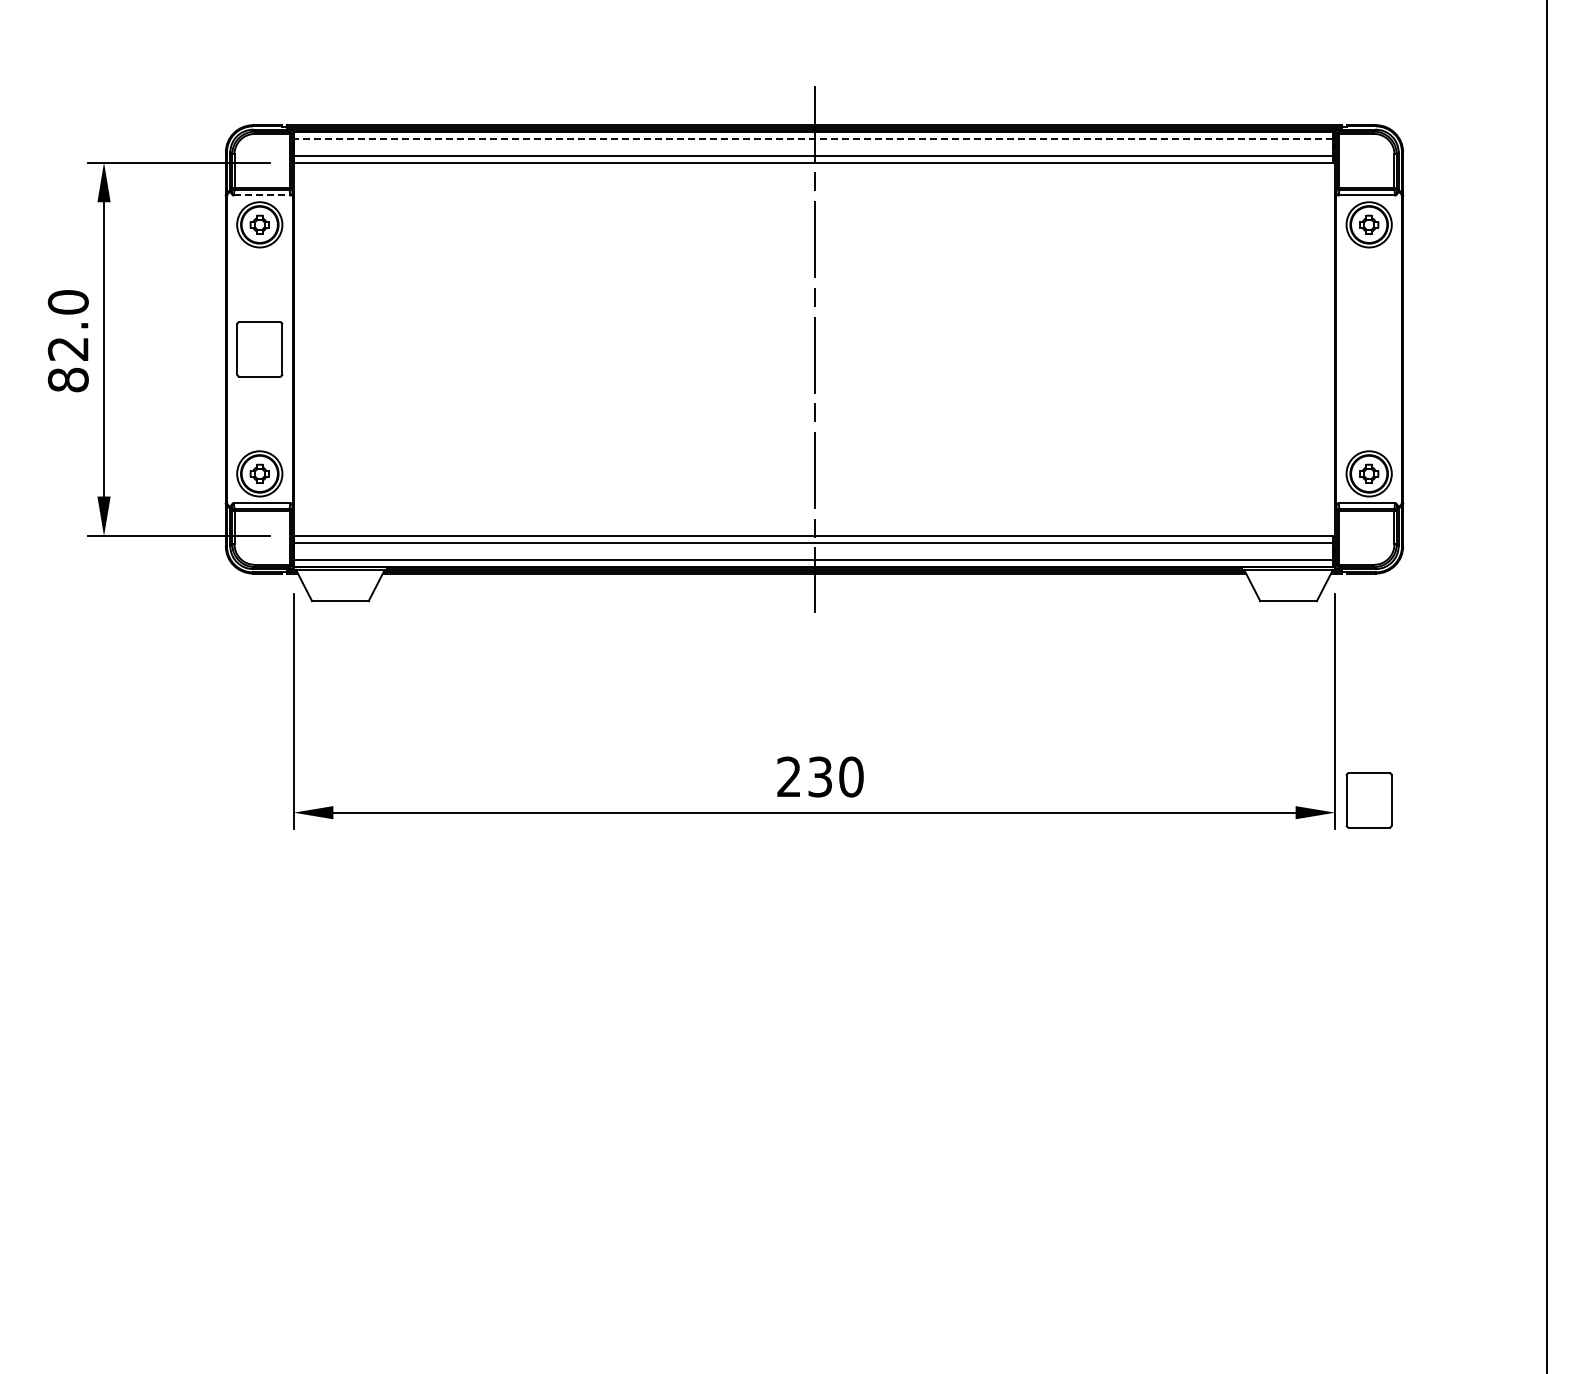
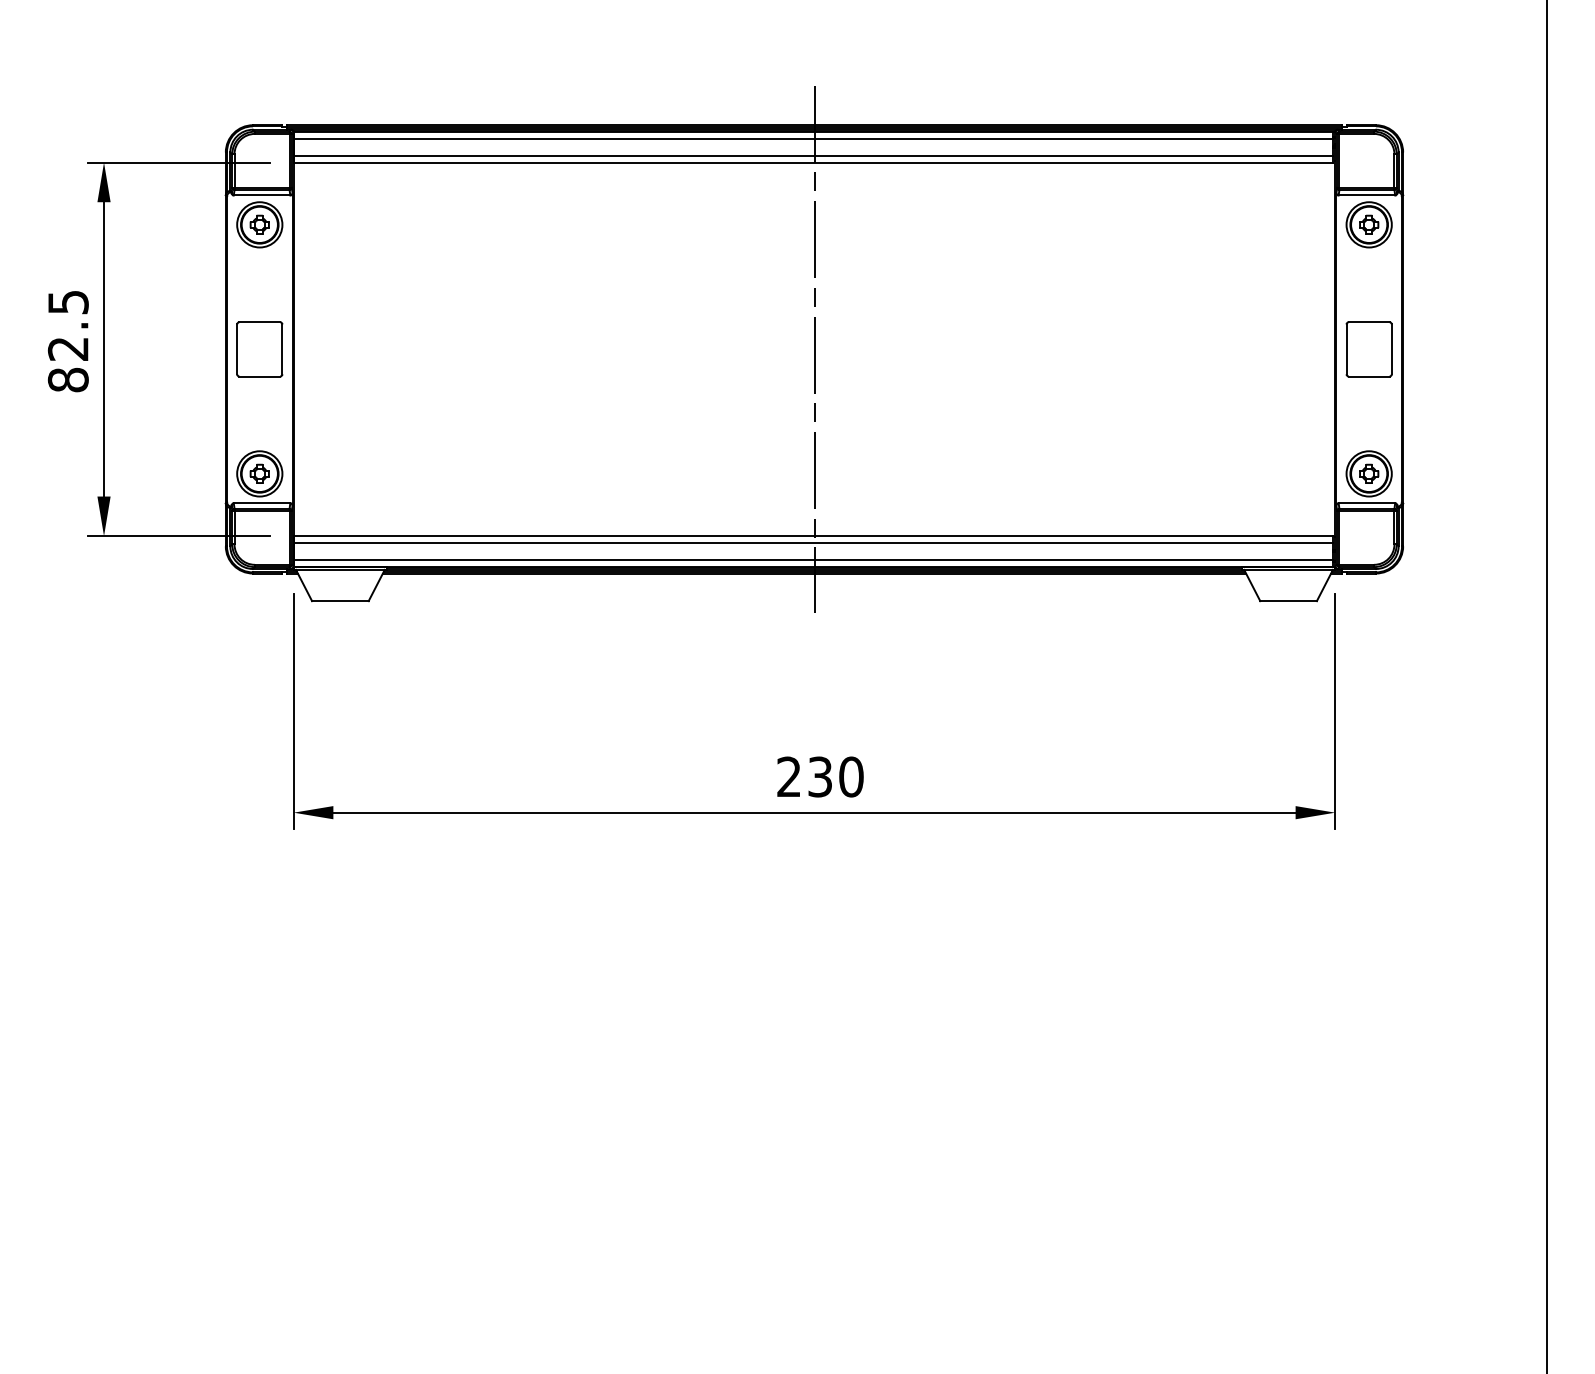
line: dashed -> solid (813, 138)
line: dashed -> solid (262, 195)
text: 82.0 -> 82.5 (67, 302)
part position: (1368, 800) -> (1368, 349) (1368, 349)
